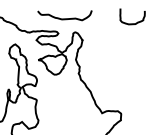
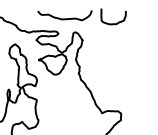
curve position: (132, 23) -> (113, 23) (113, 23)
